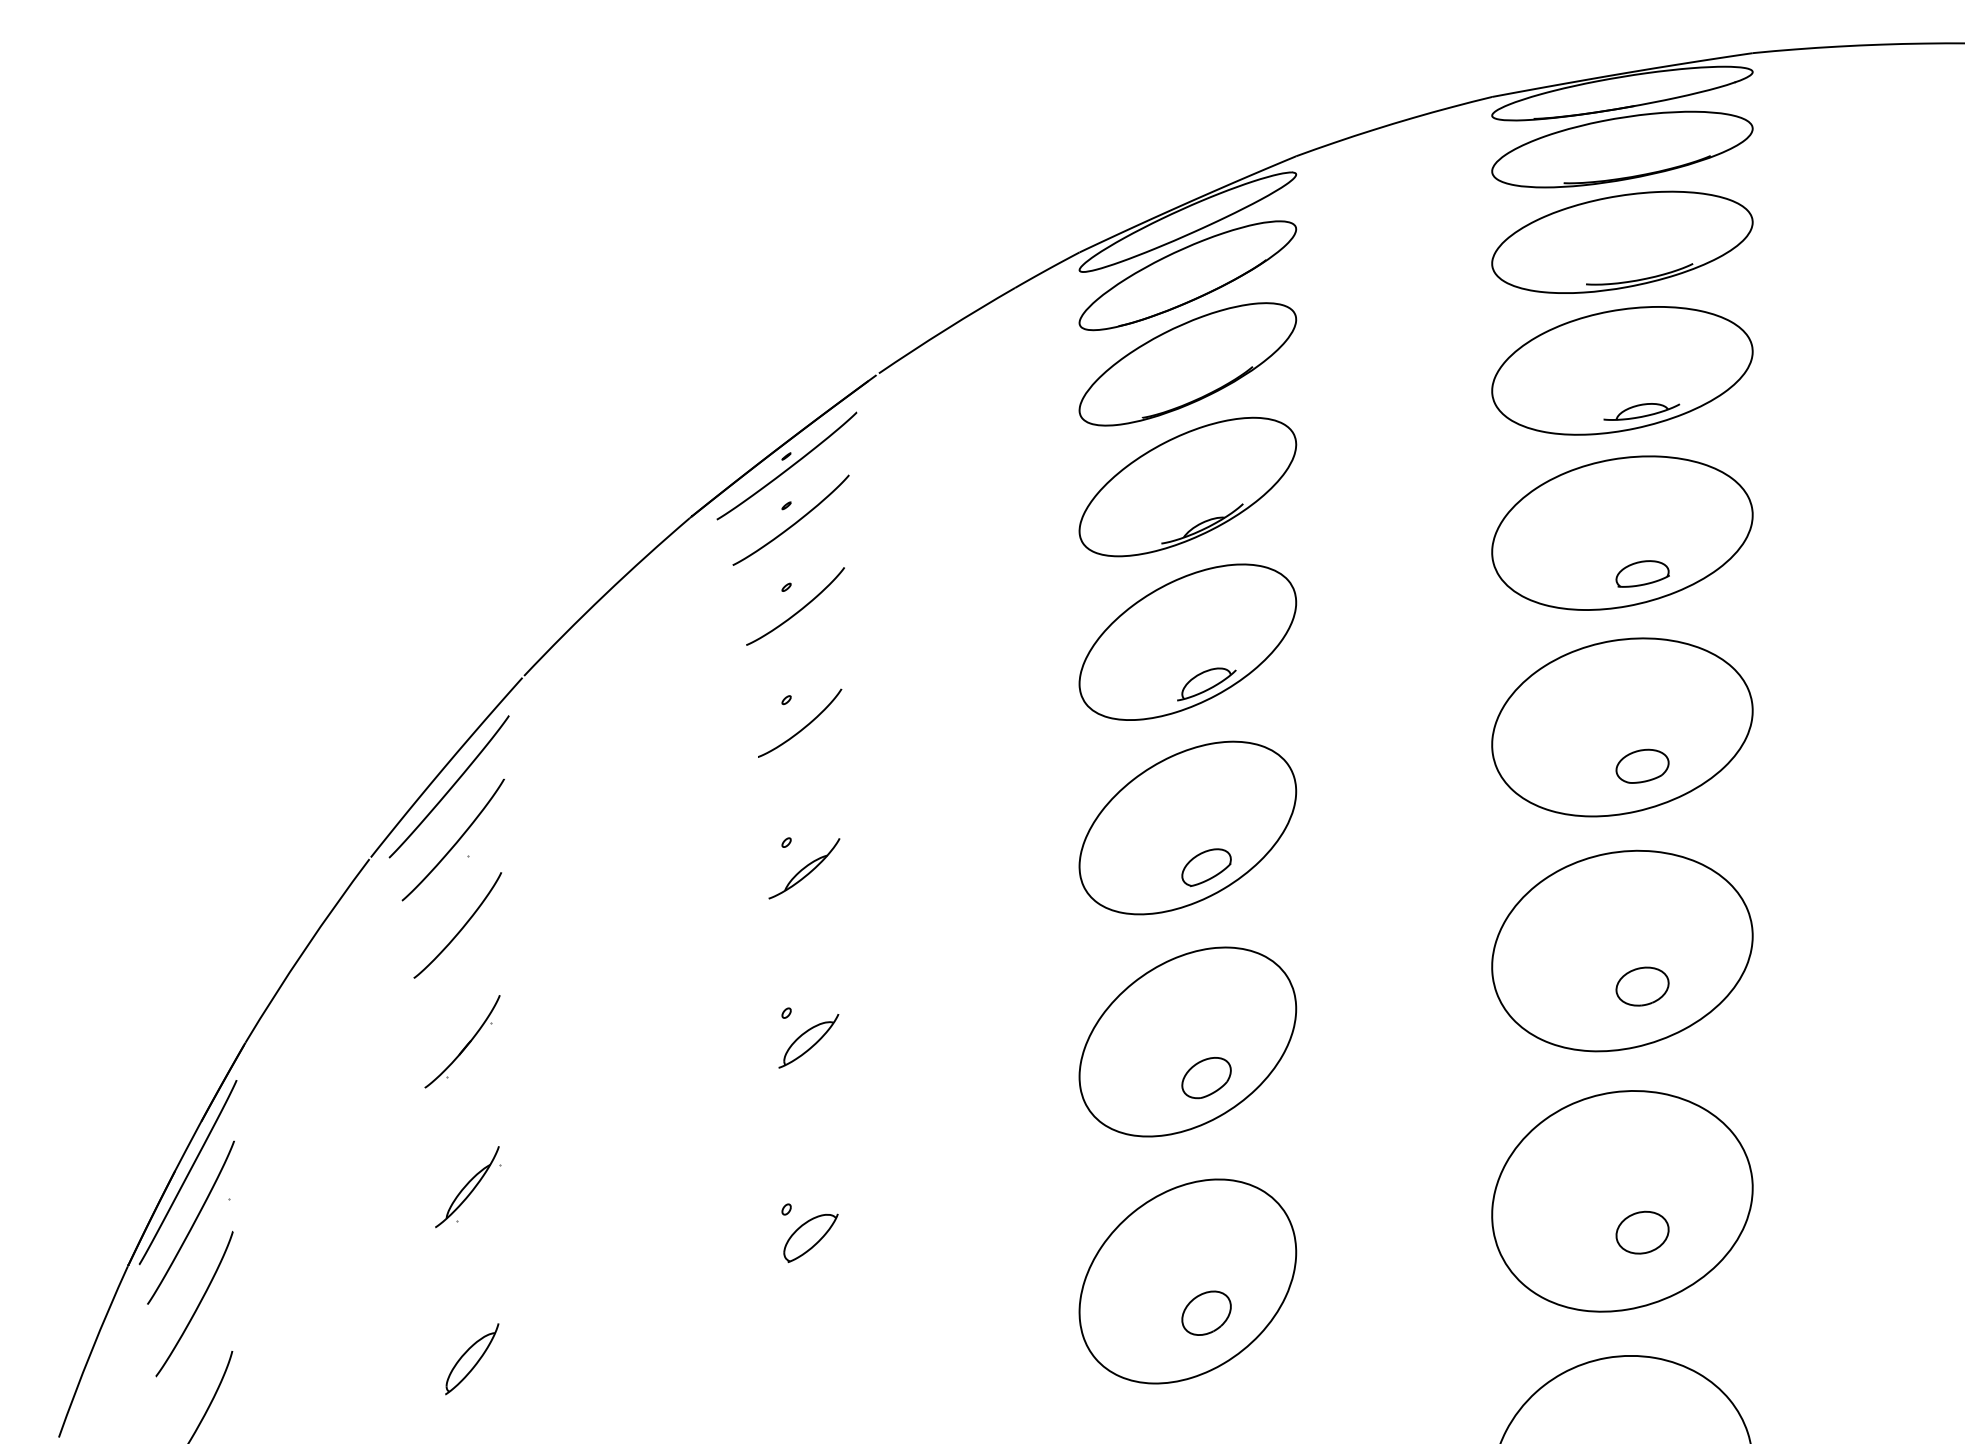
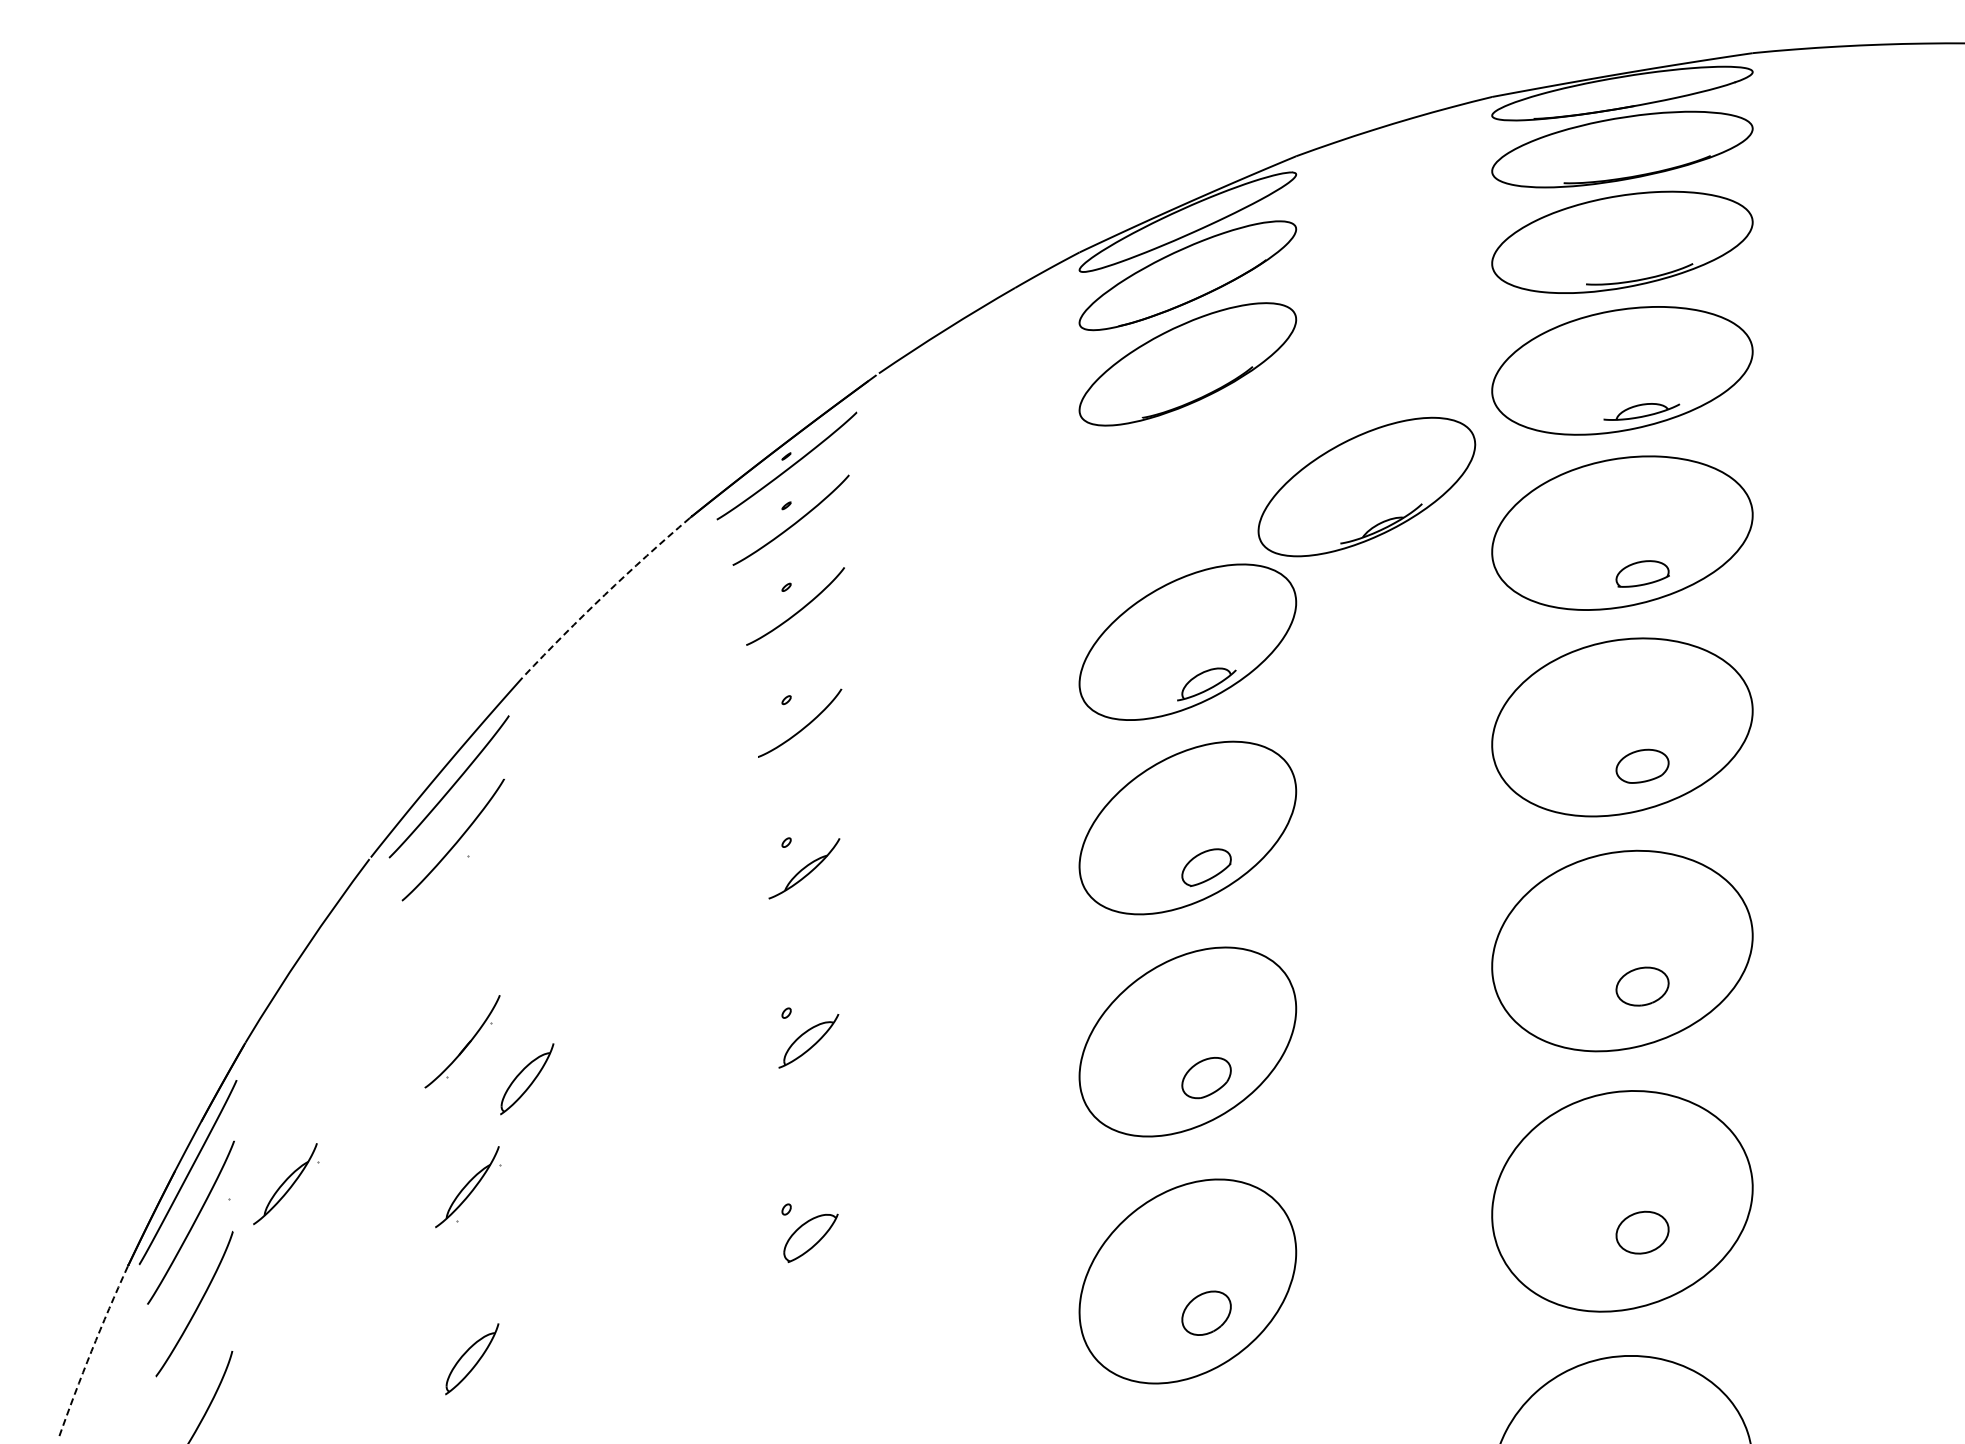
part position: (1187, 486) -> (1366, 486) (1366, 486)
arc: solid -> dashed (604, 594)
curve: present -> none (461, 927)
part: none -> present (527, 1079)
part: none -> present (286, 1184)
arc: solid -> dashed (91, 1351)
